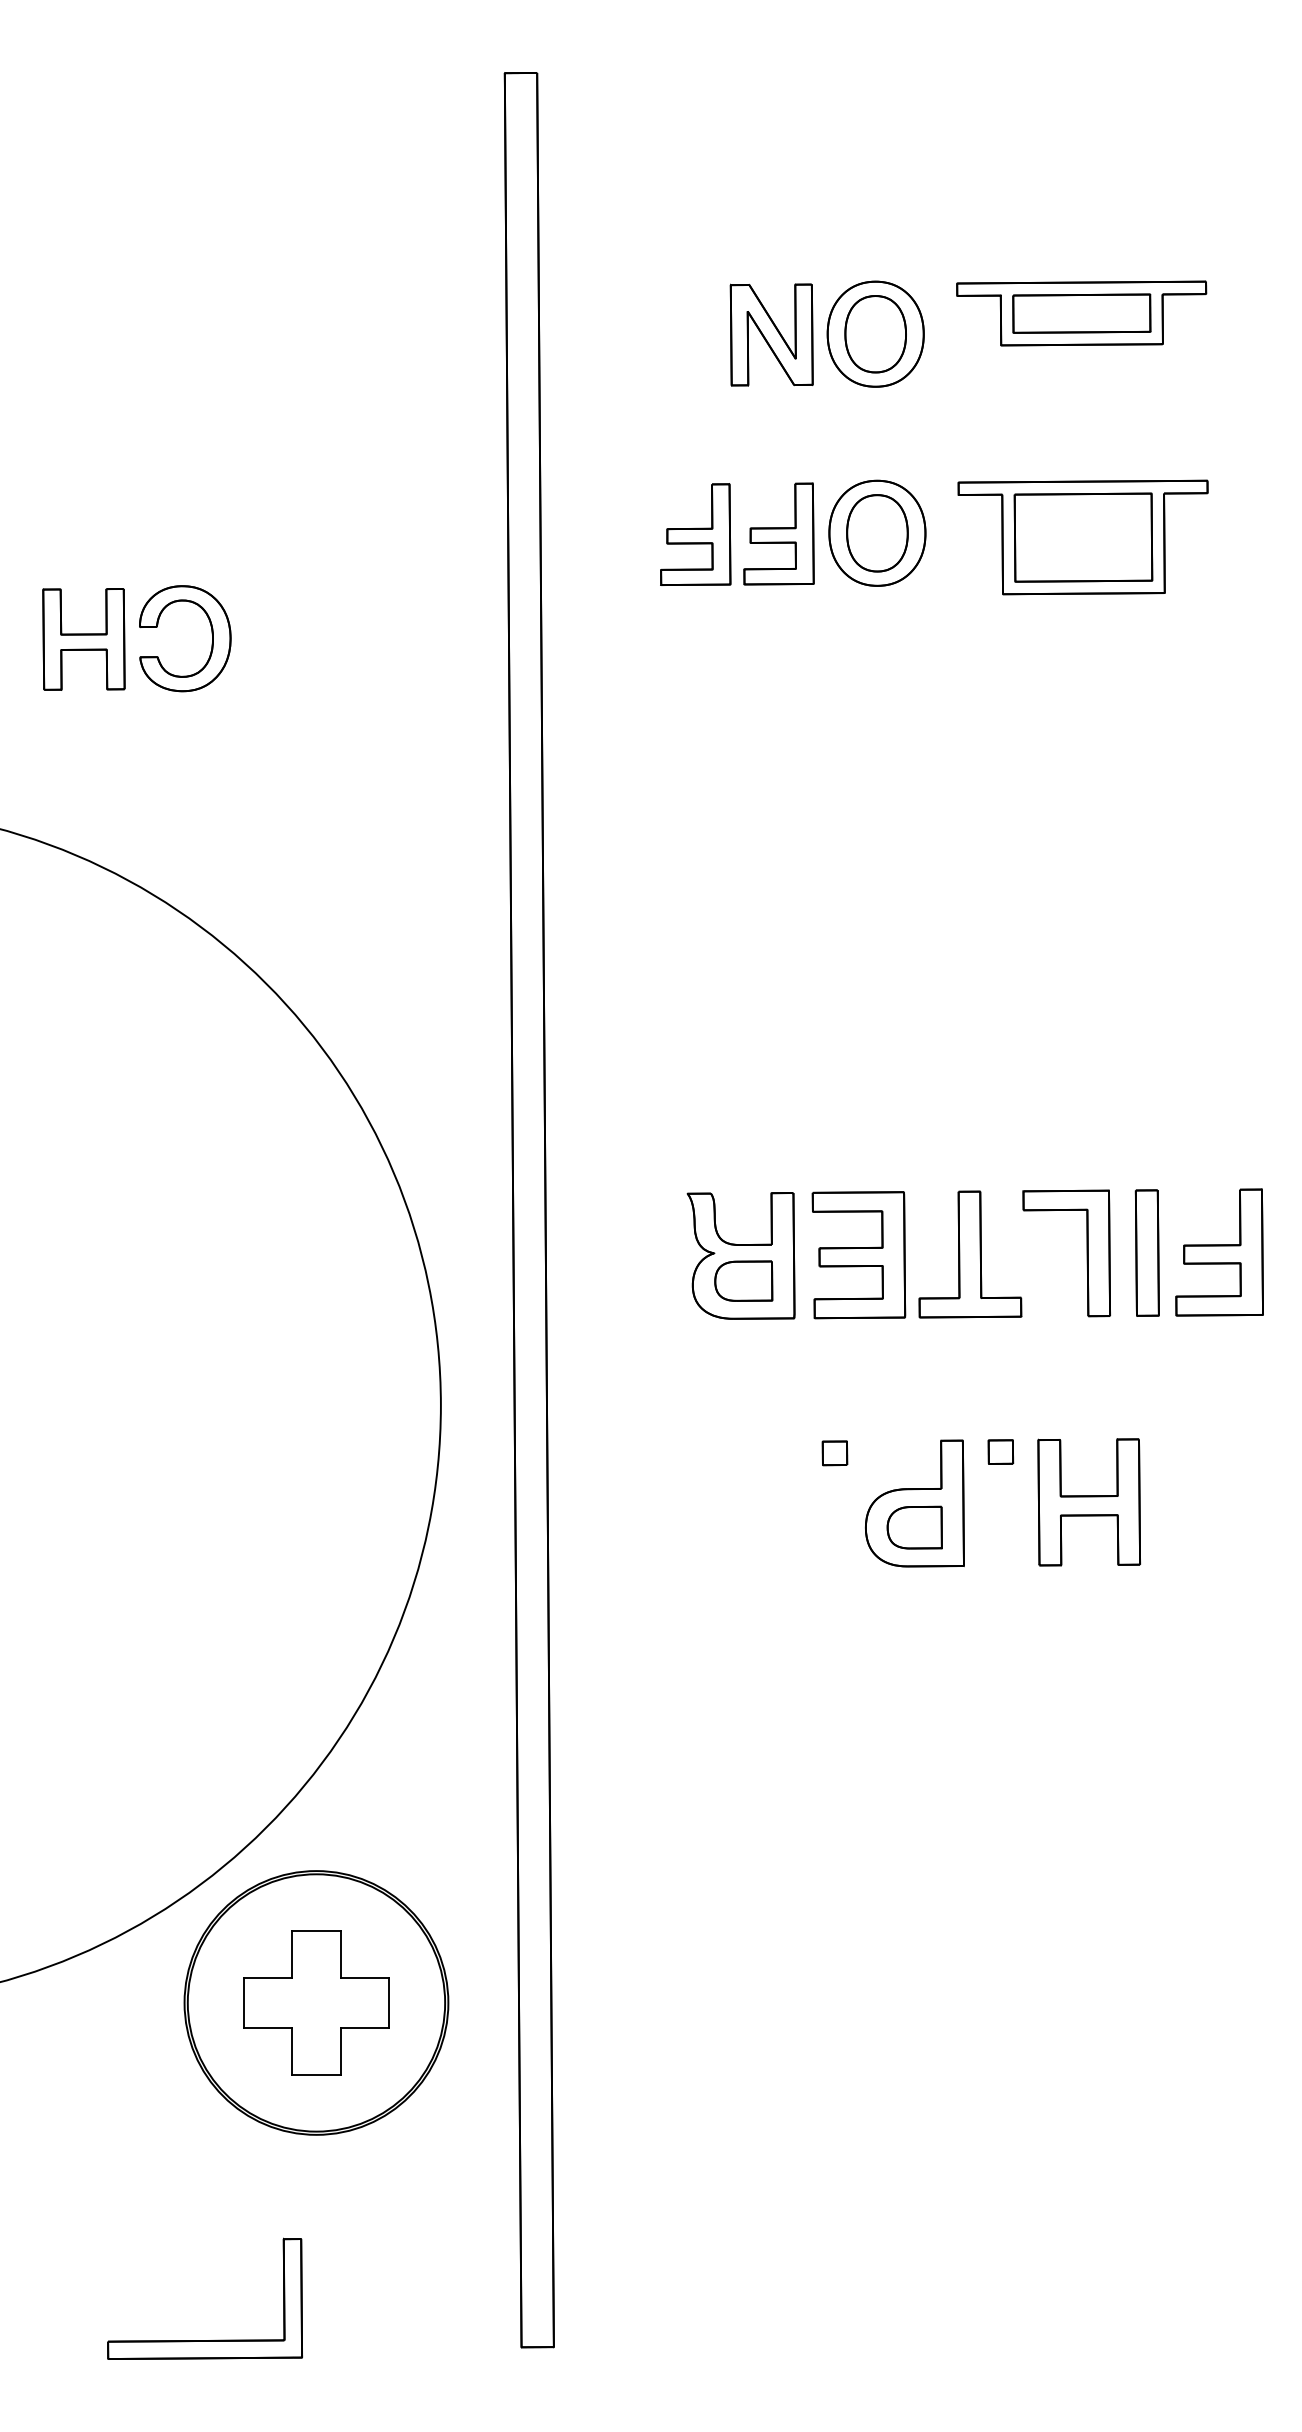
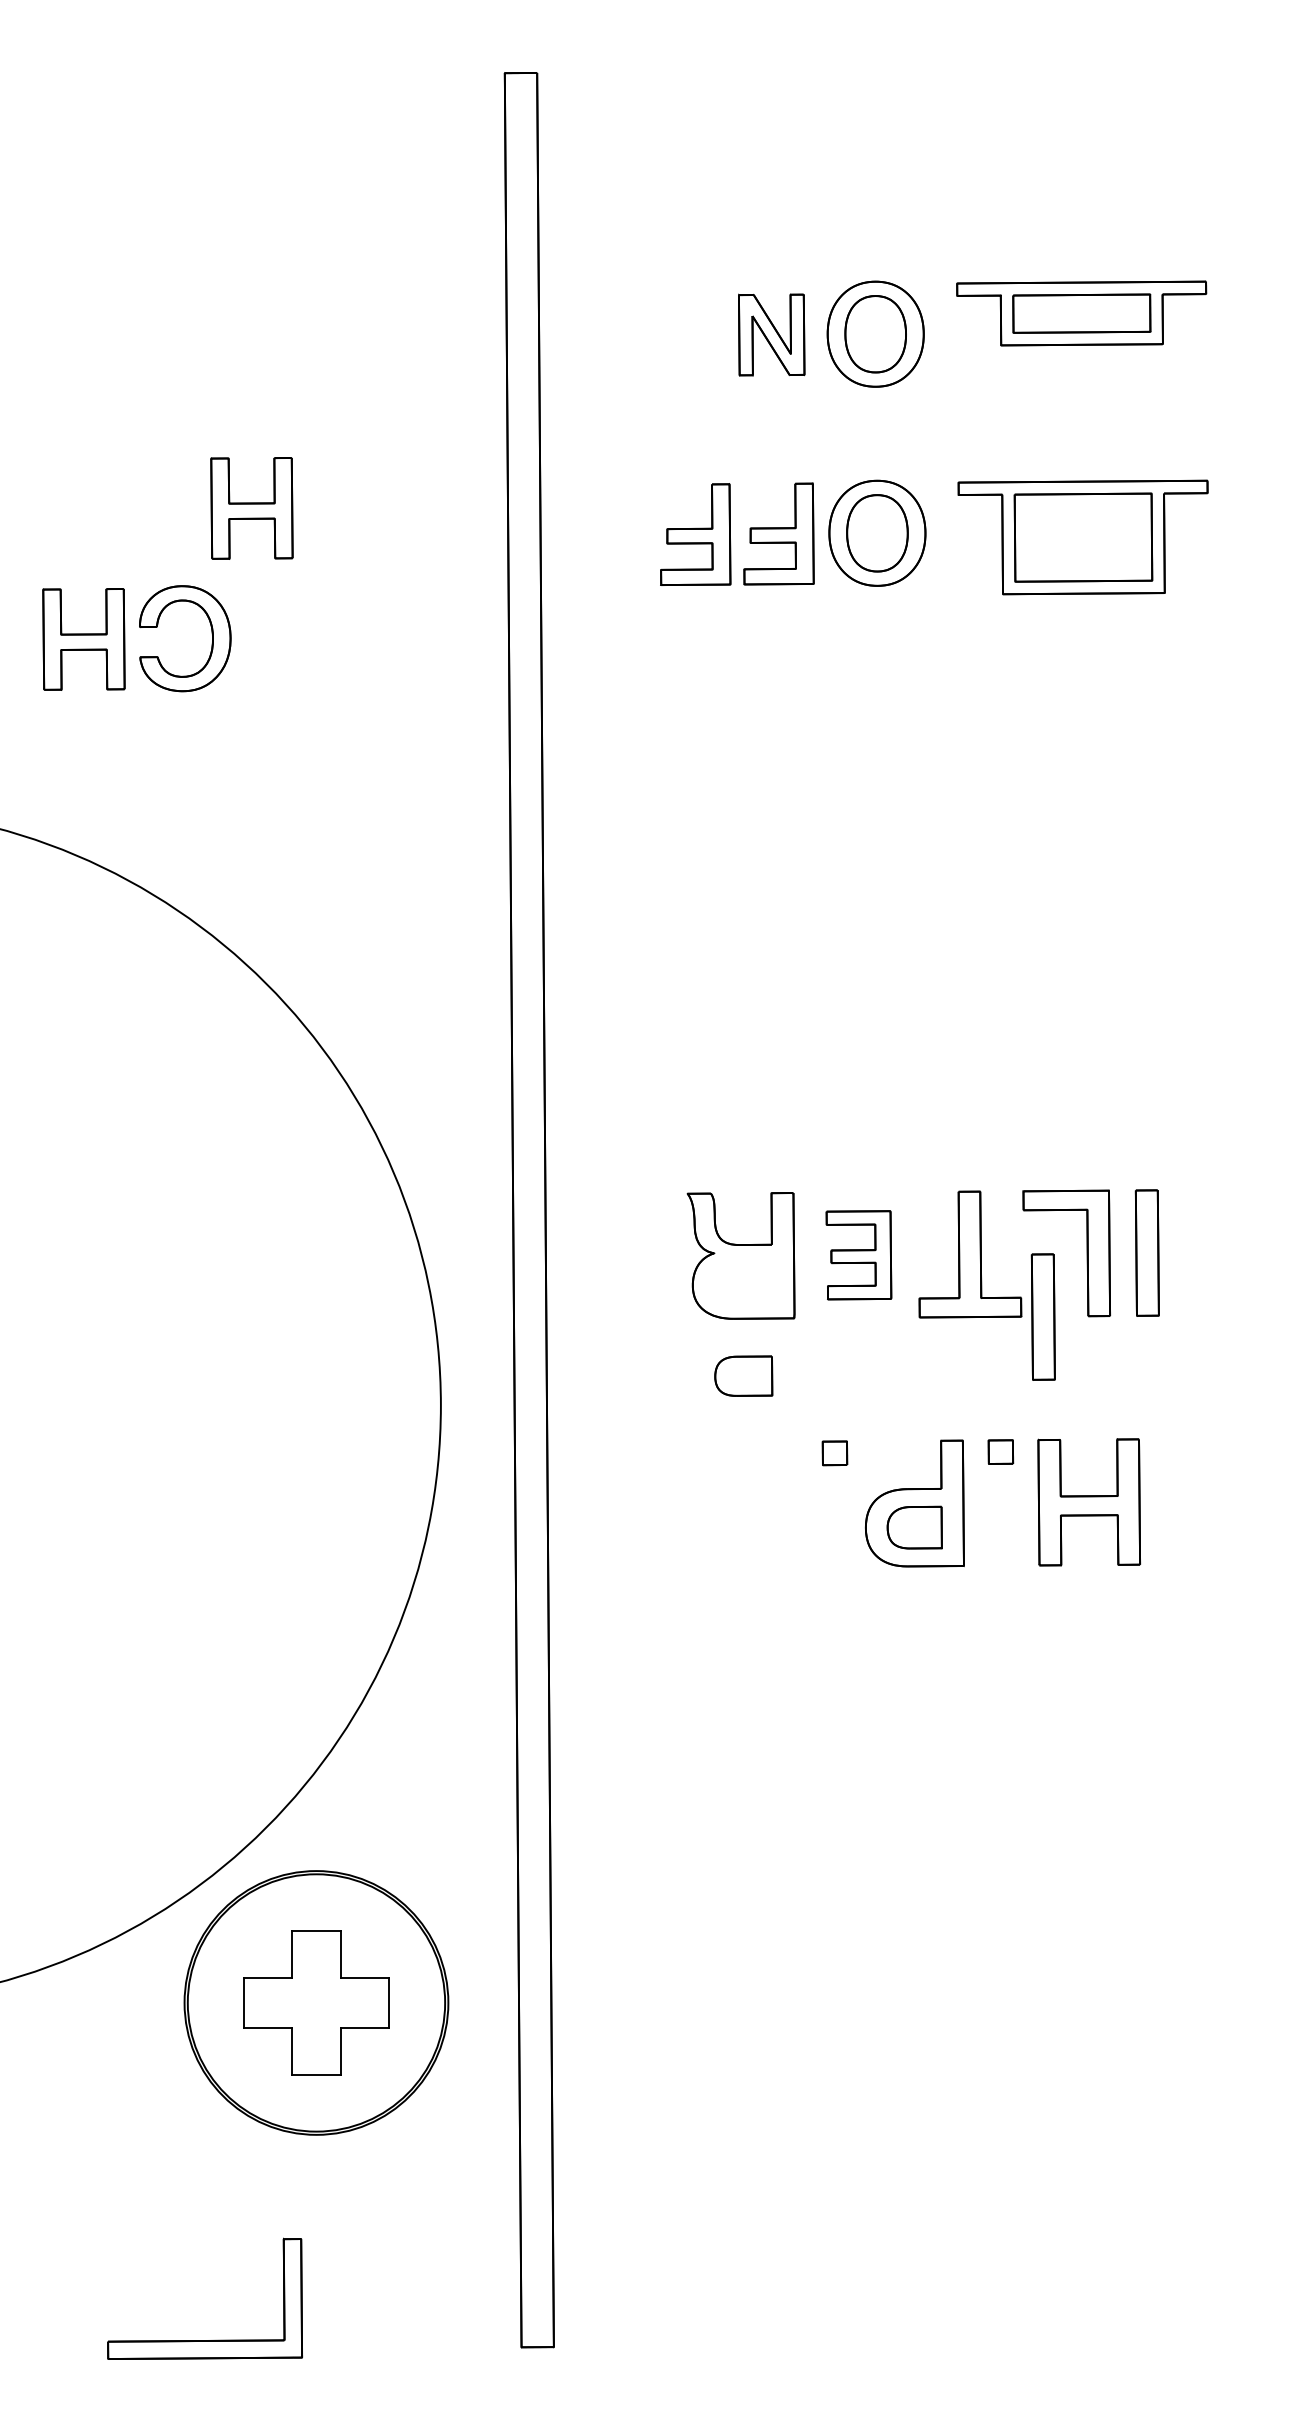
part size: 85x104 px -> 68x84 px (771, 334)
part: none -> present (251, 508)
part: present -> none (1219, 1252)
part size: 96x129 px -> 68x91 px (858, 1255)
part position: (743, 1280) -> (743, 1375) (743, 1375)
part: none -> present (1042, 1316)
